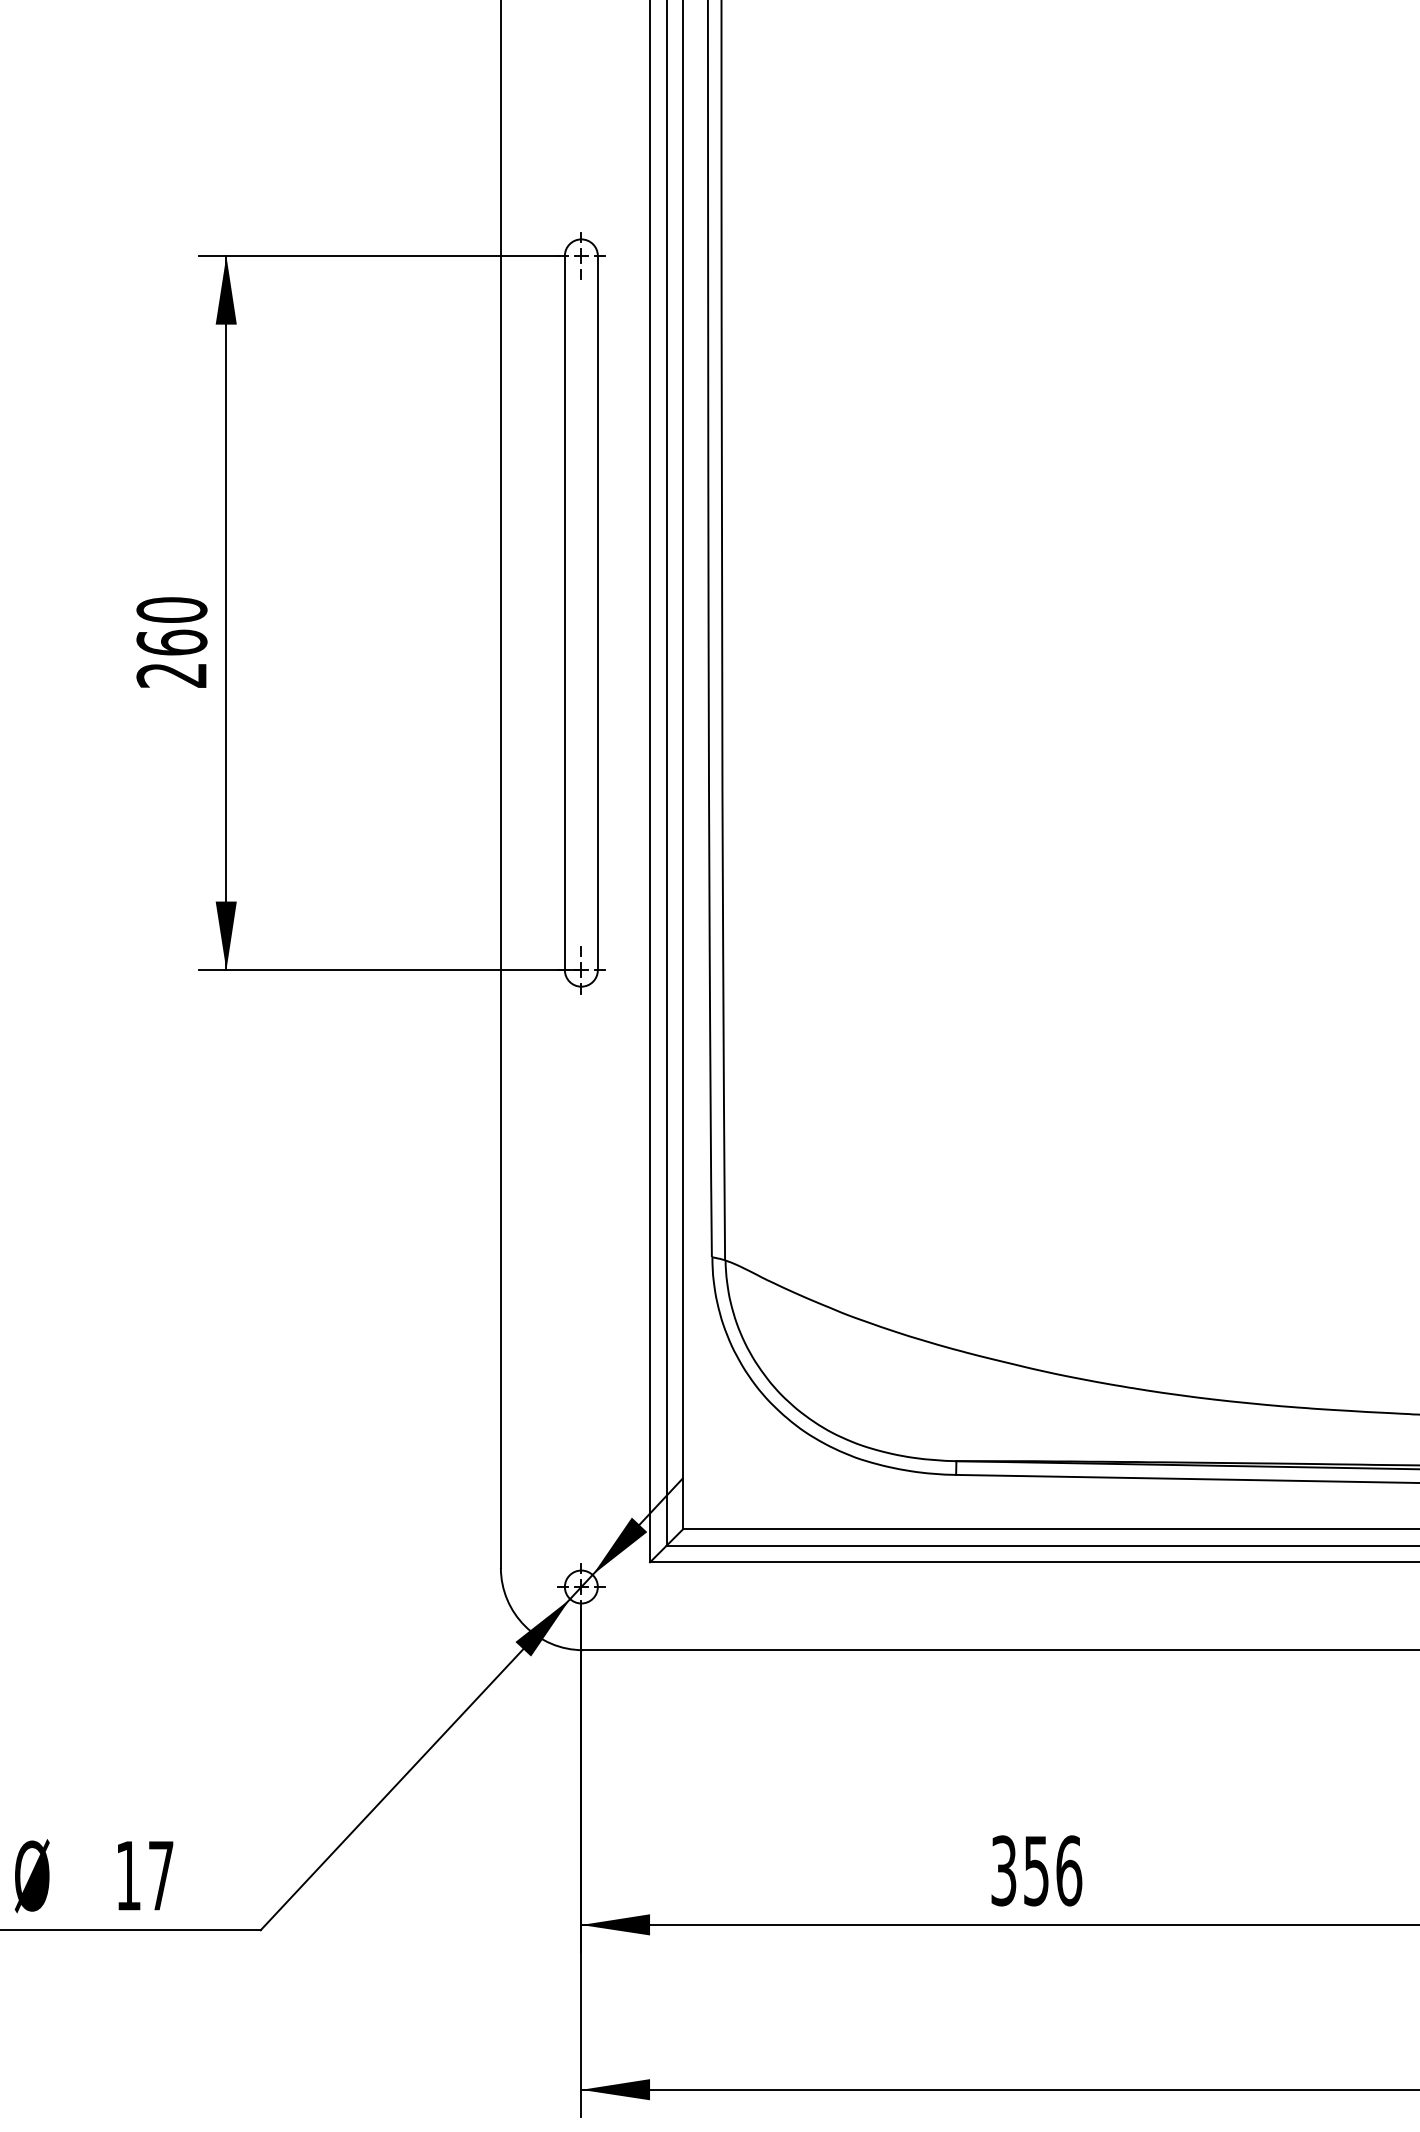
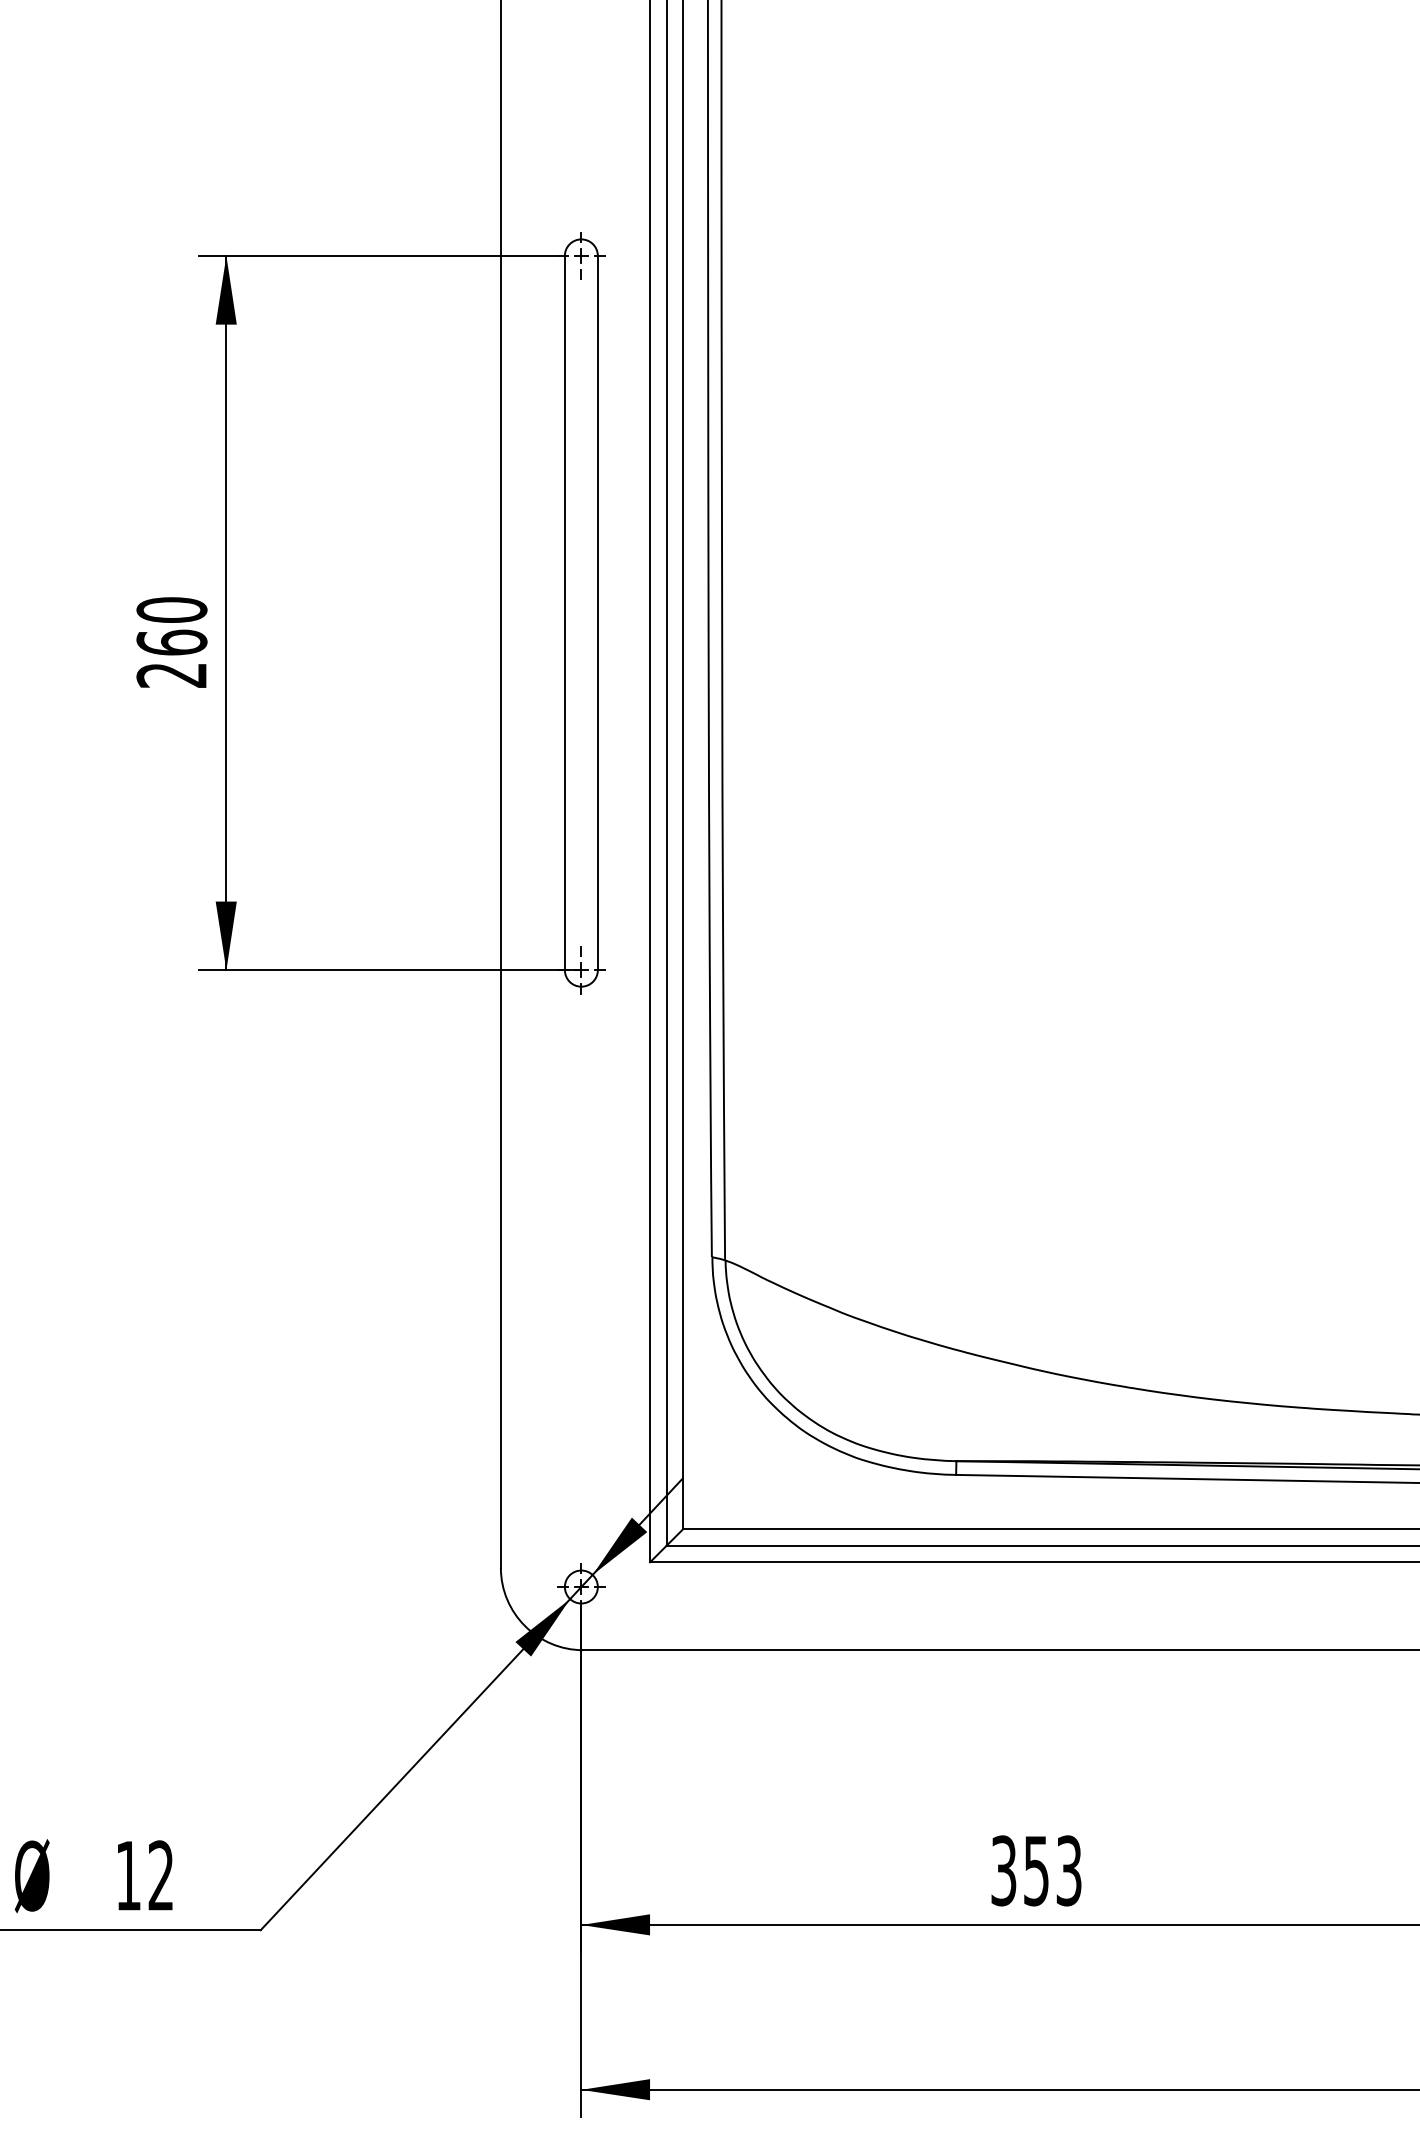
text: 356 -> 353 (1069, 1870)
text: 17 -> 12 (160, 1875)
